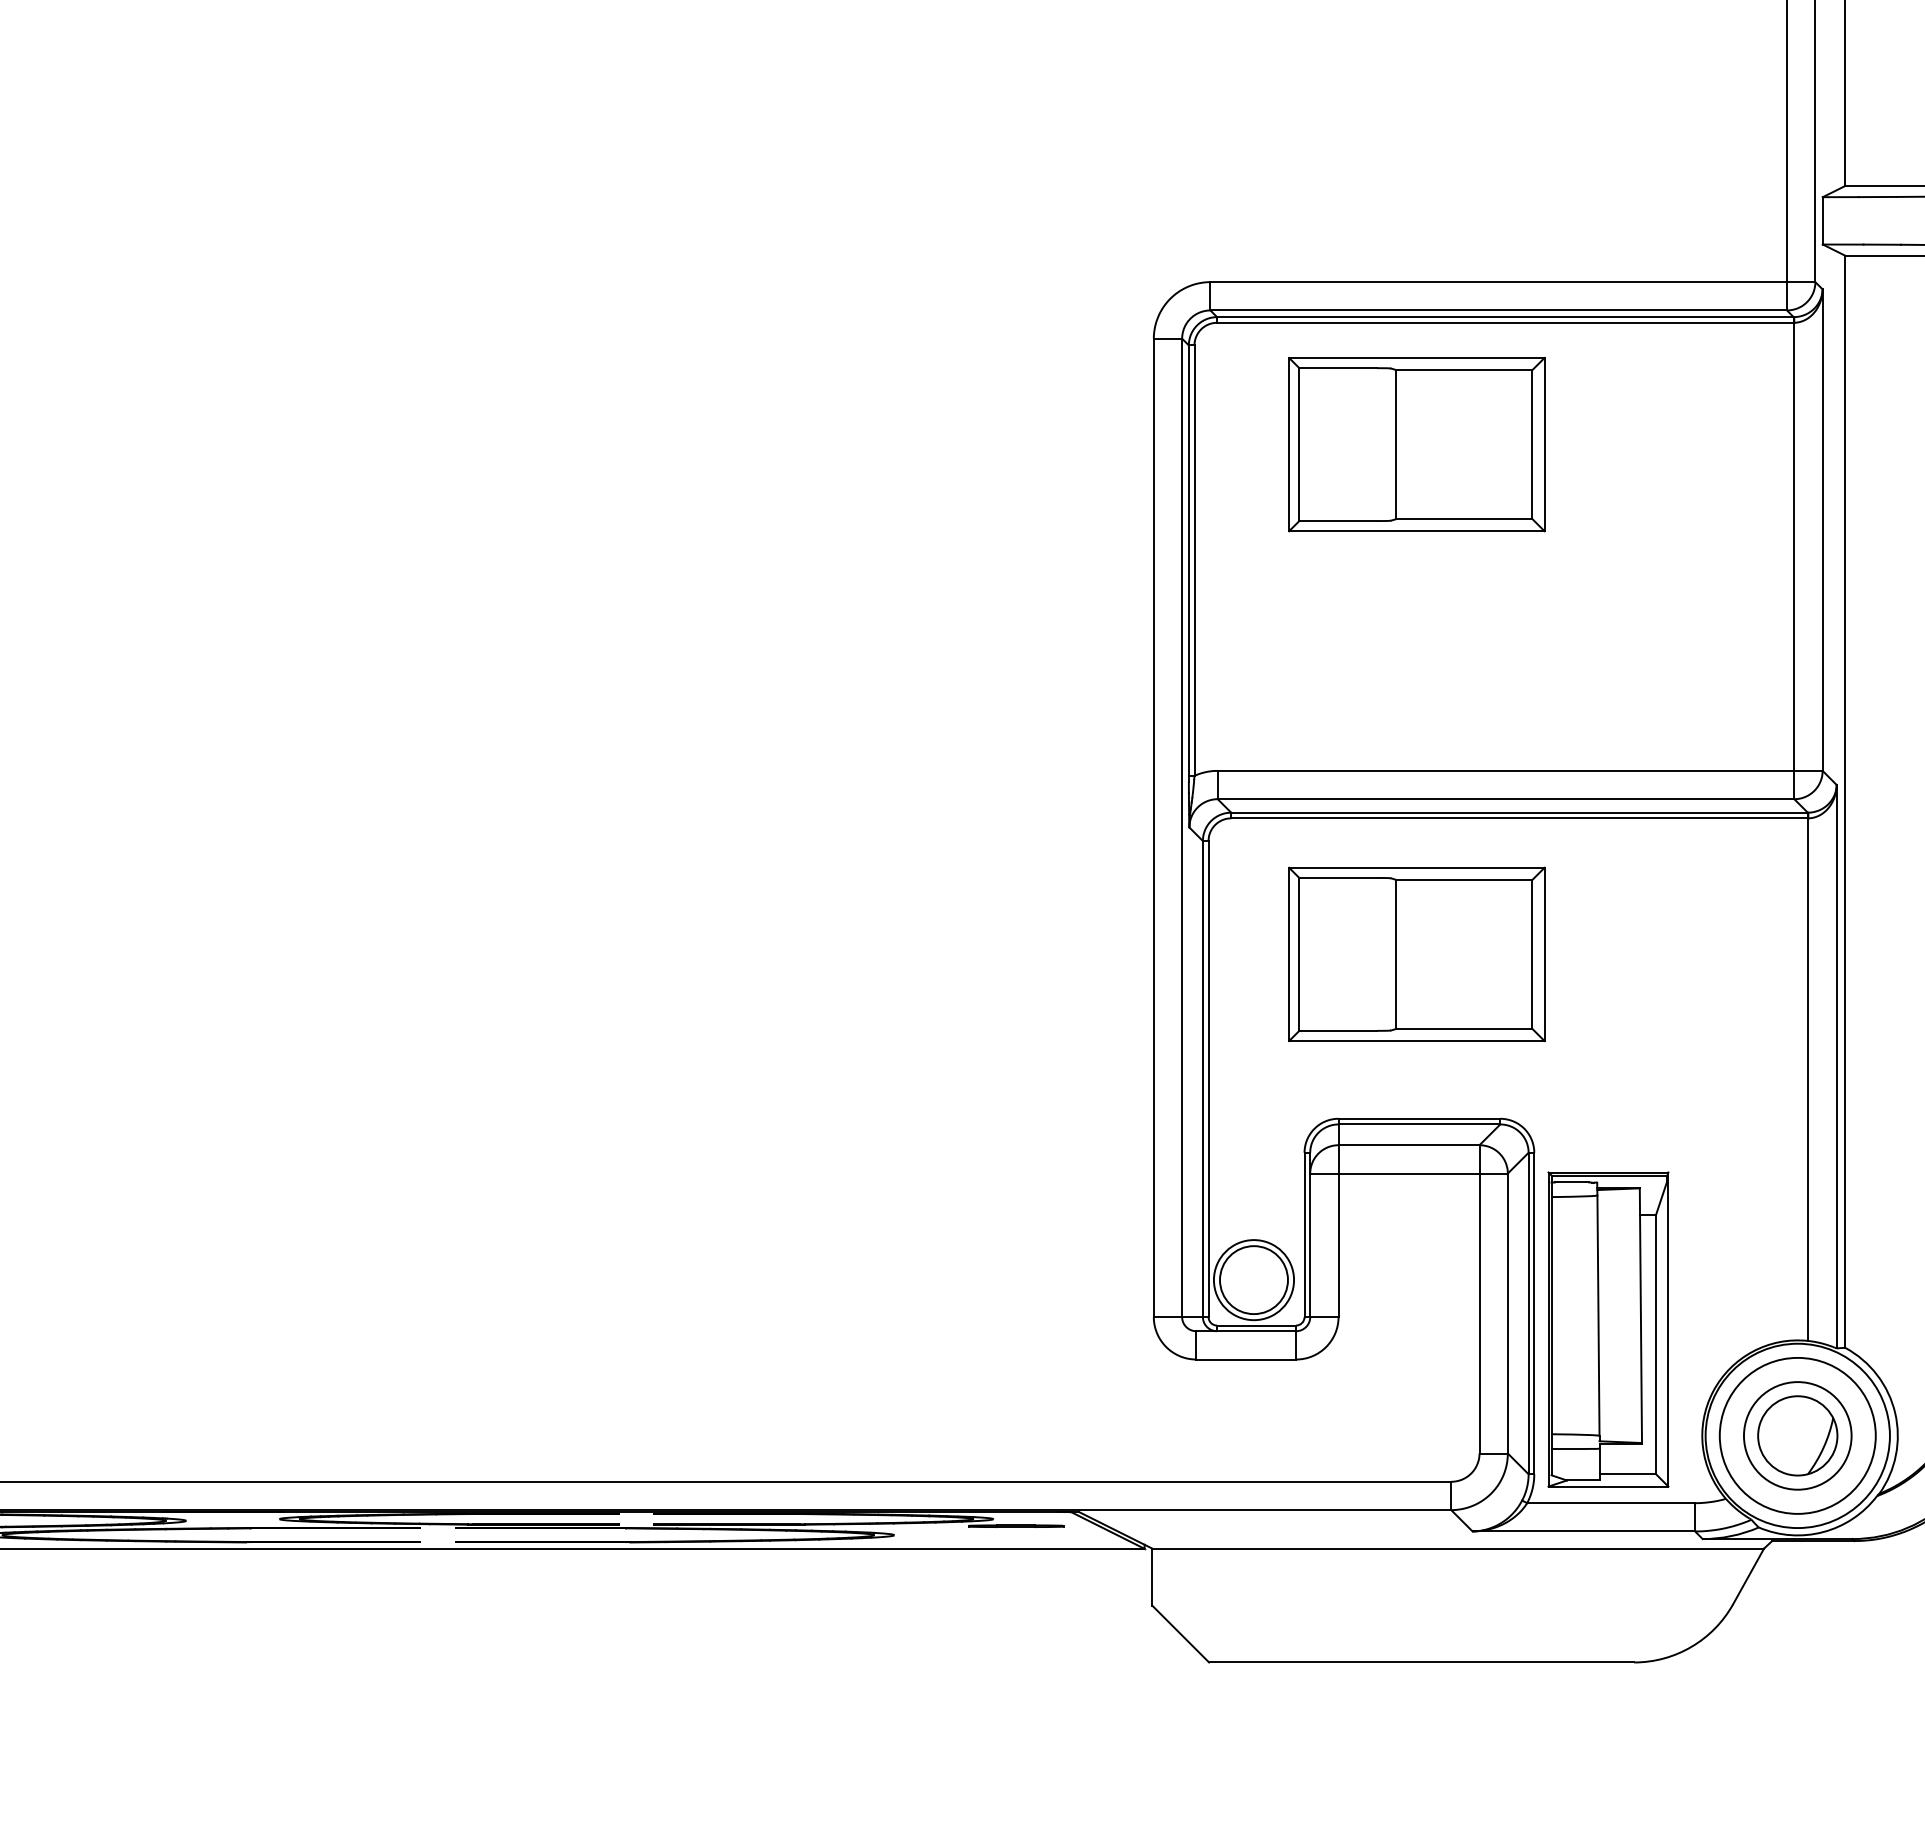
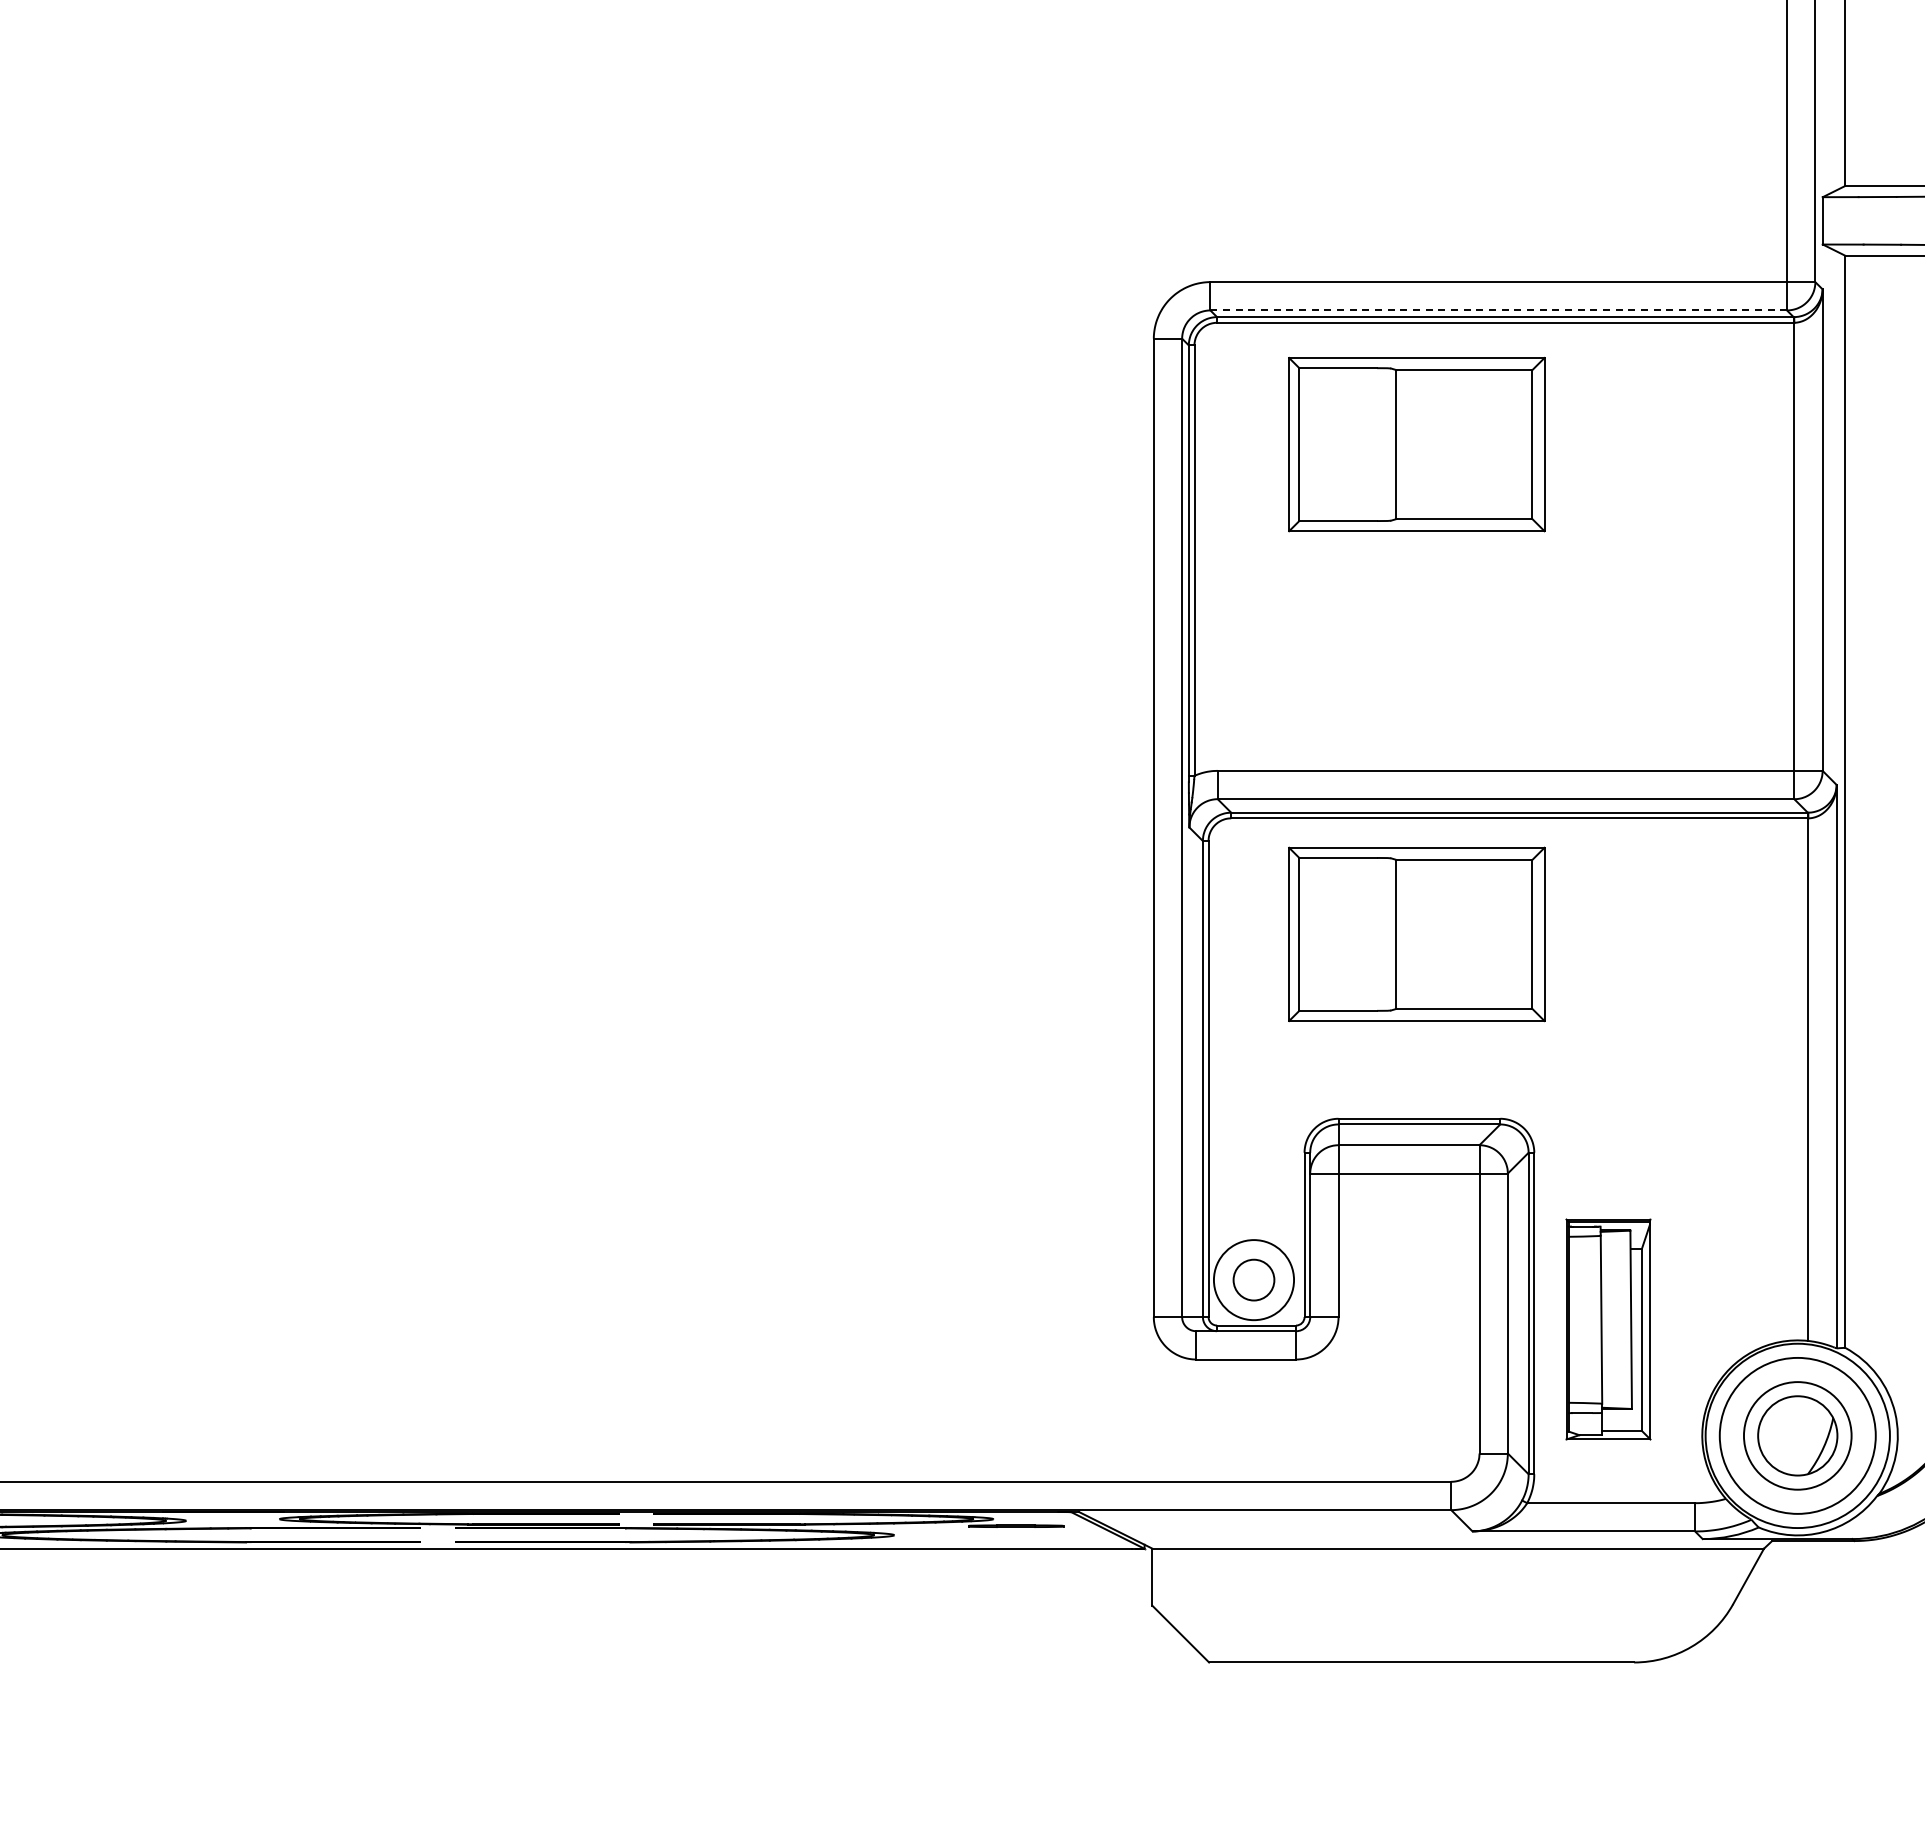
line: solid -> dashed (1499, 310)
part position: (1416, 954) -> (1416, 934) (1416, 934)
circle diameter: 68 px -> 41 px (1253, 1279)
part size: 123x317 px -> 87x223 px (1608, 1329)
